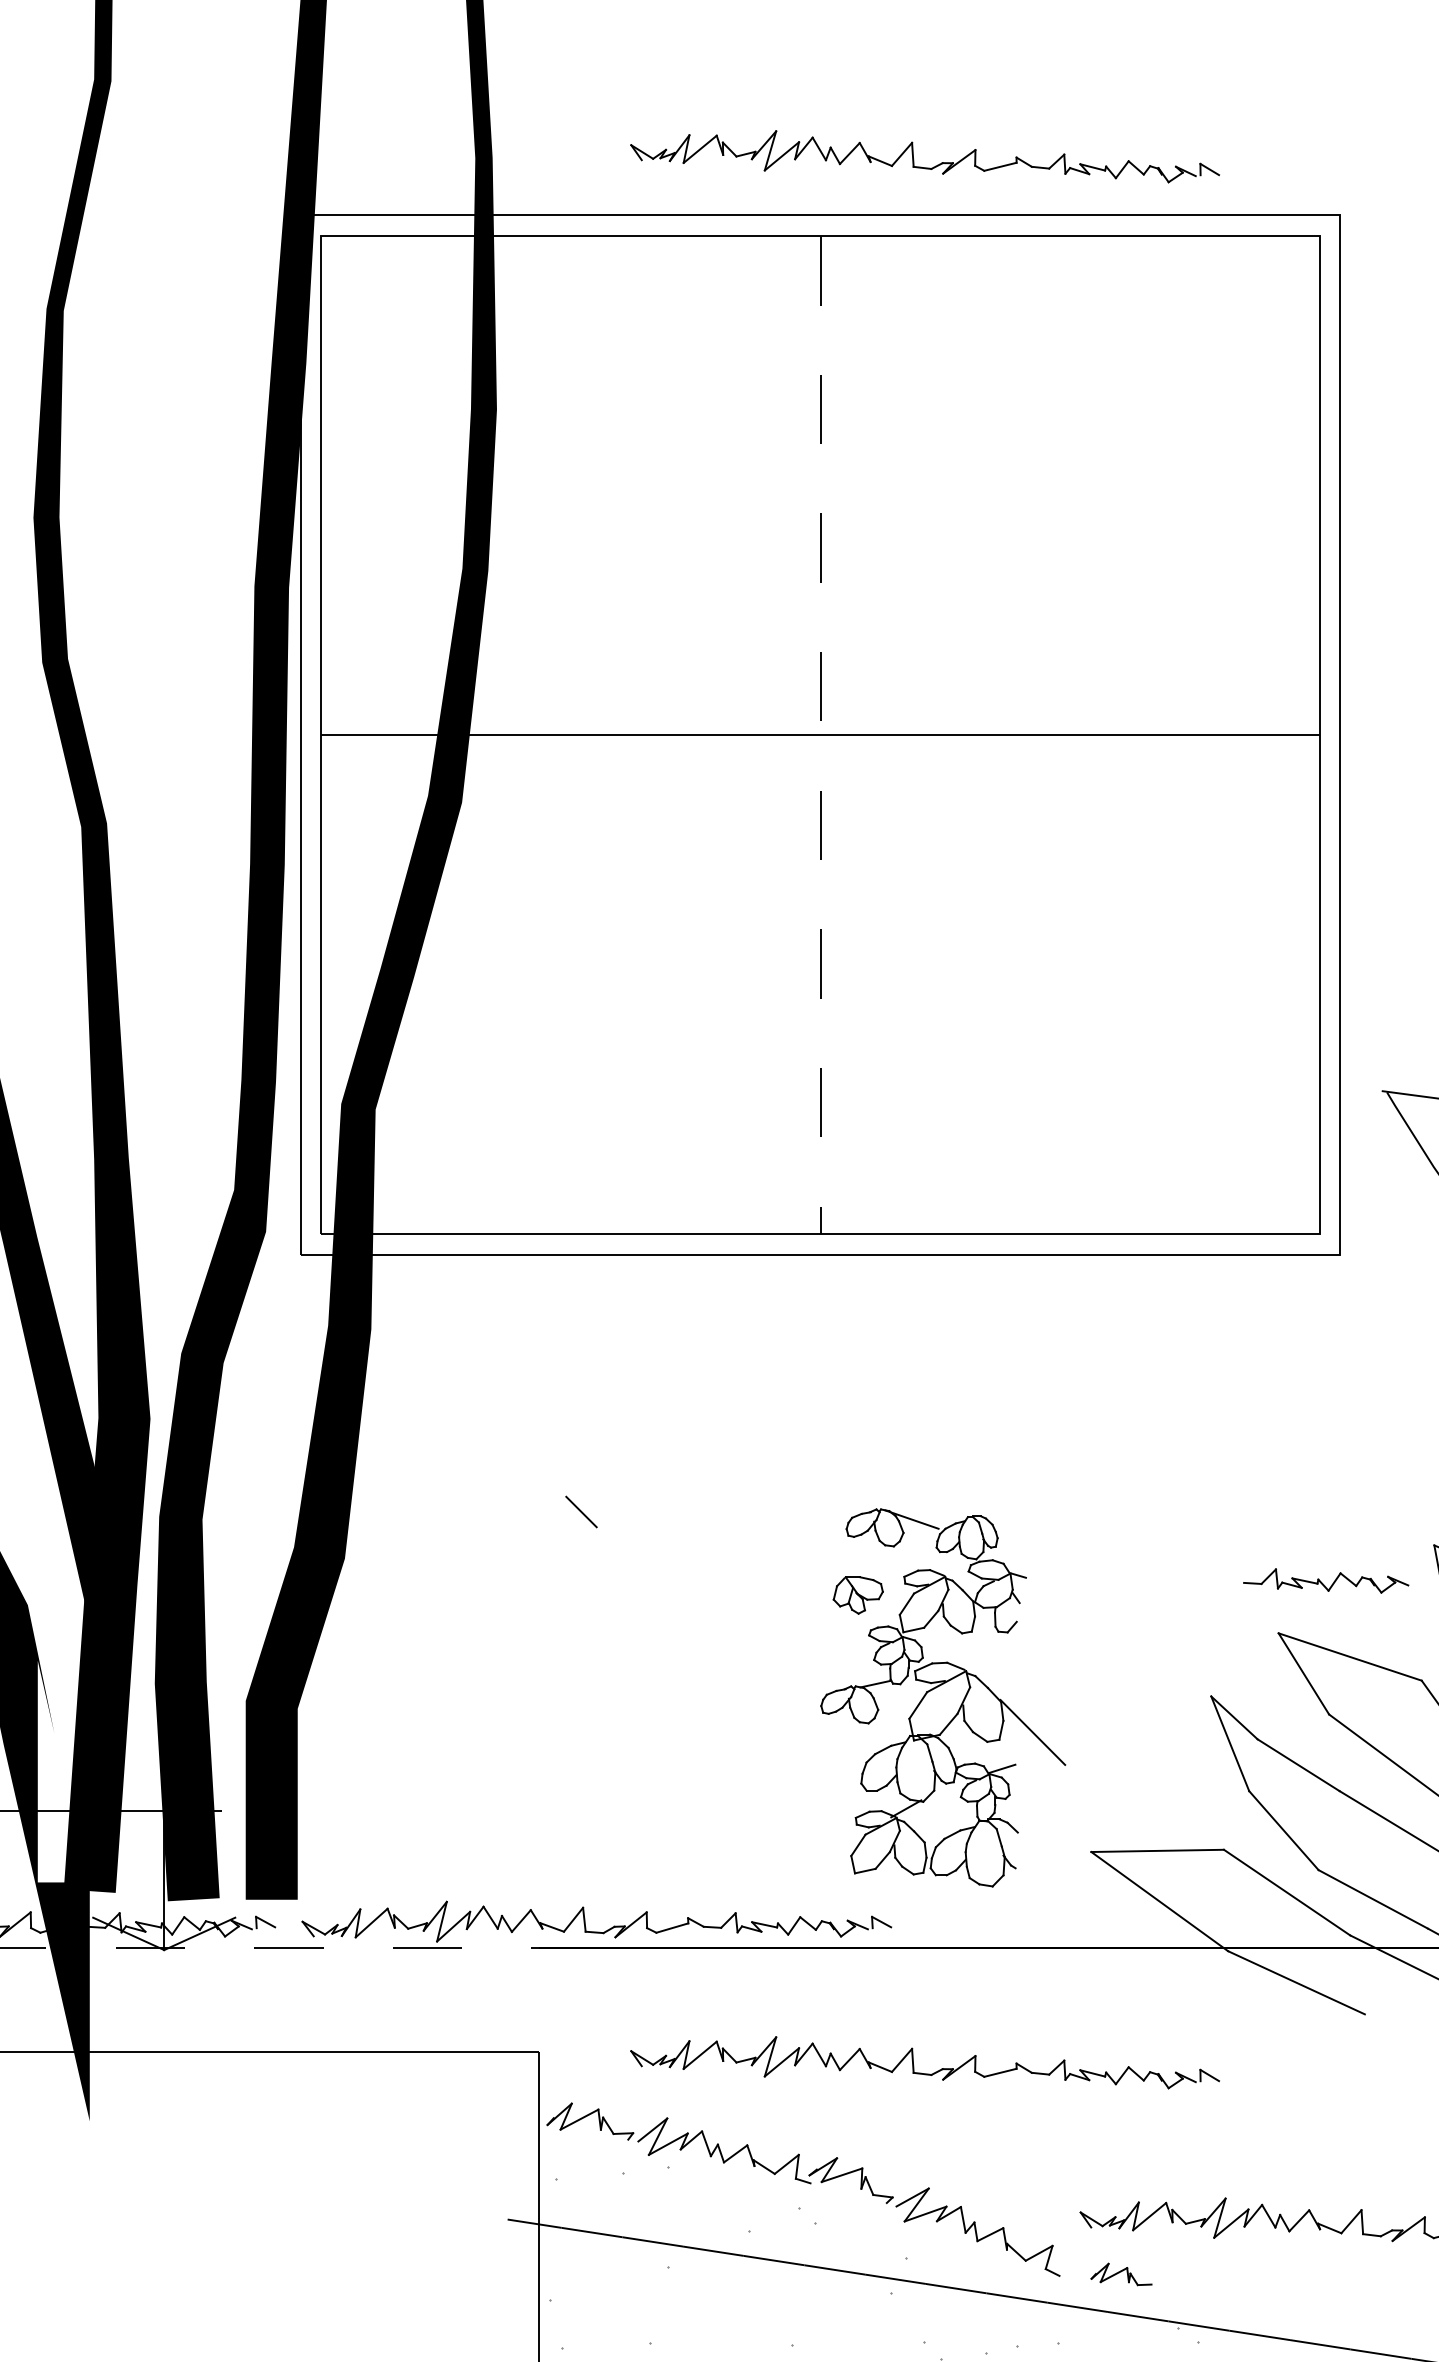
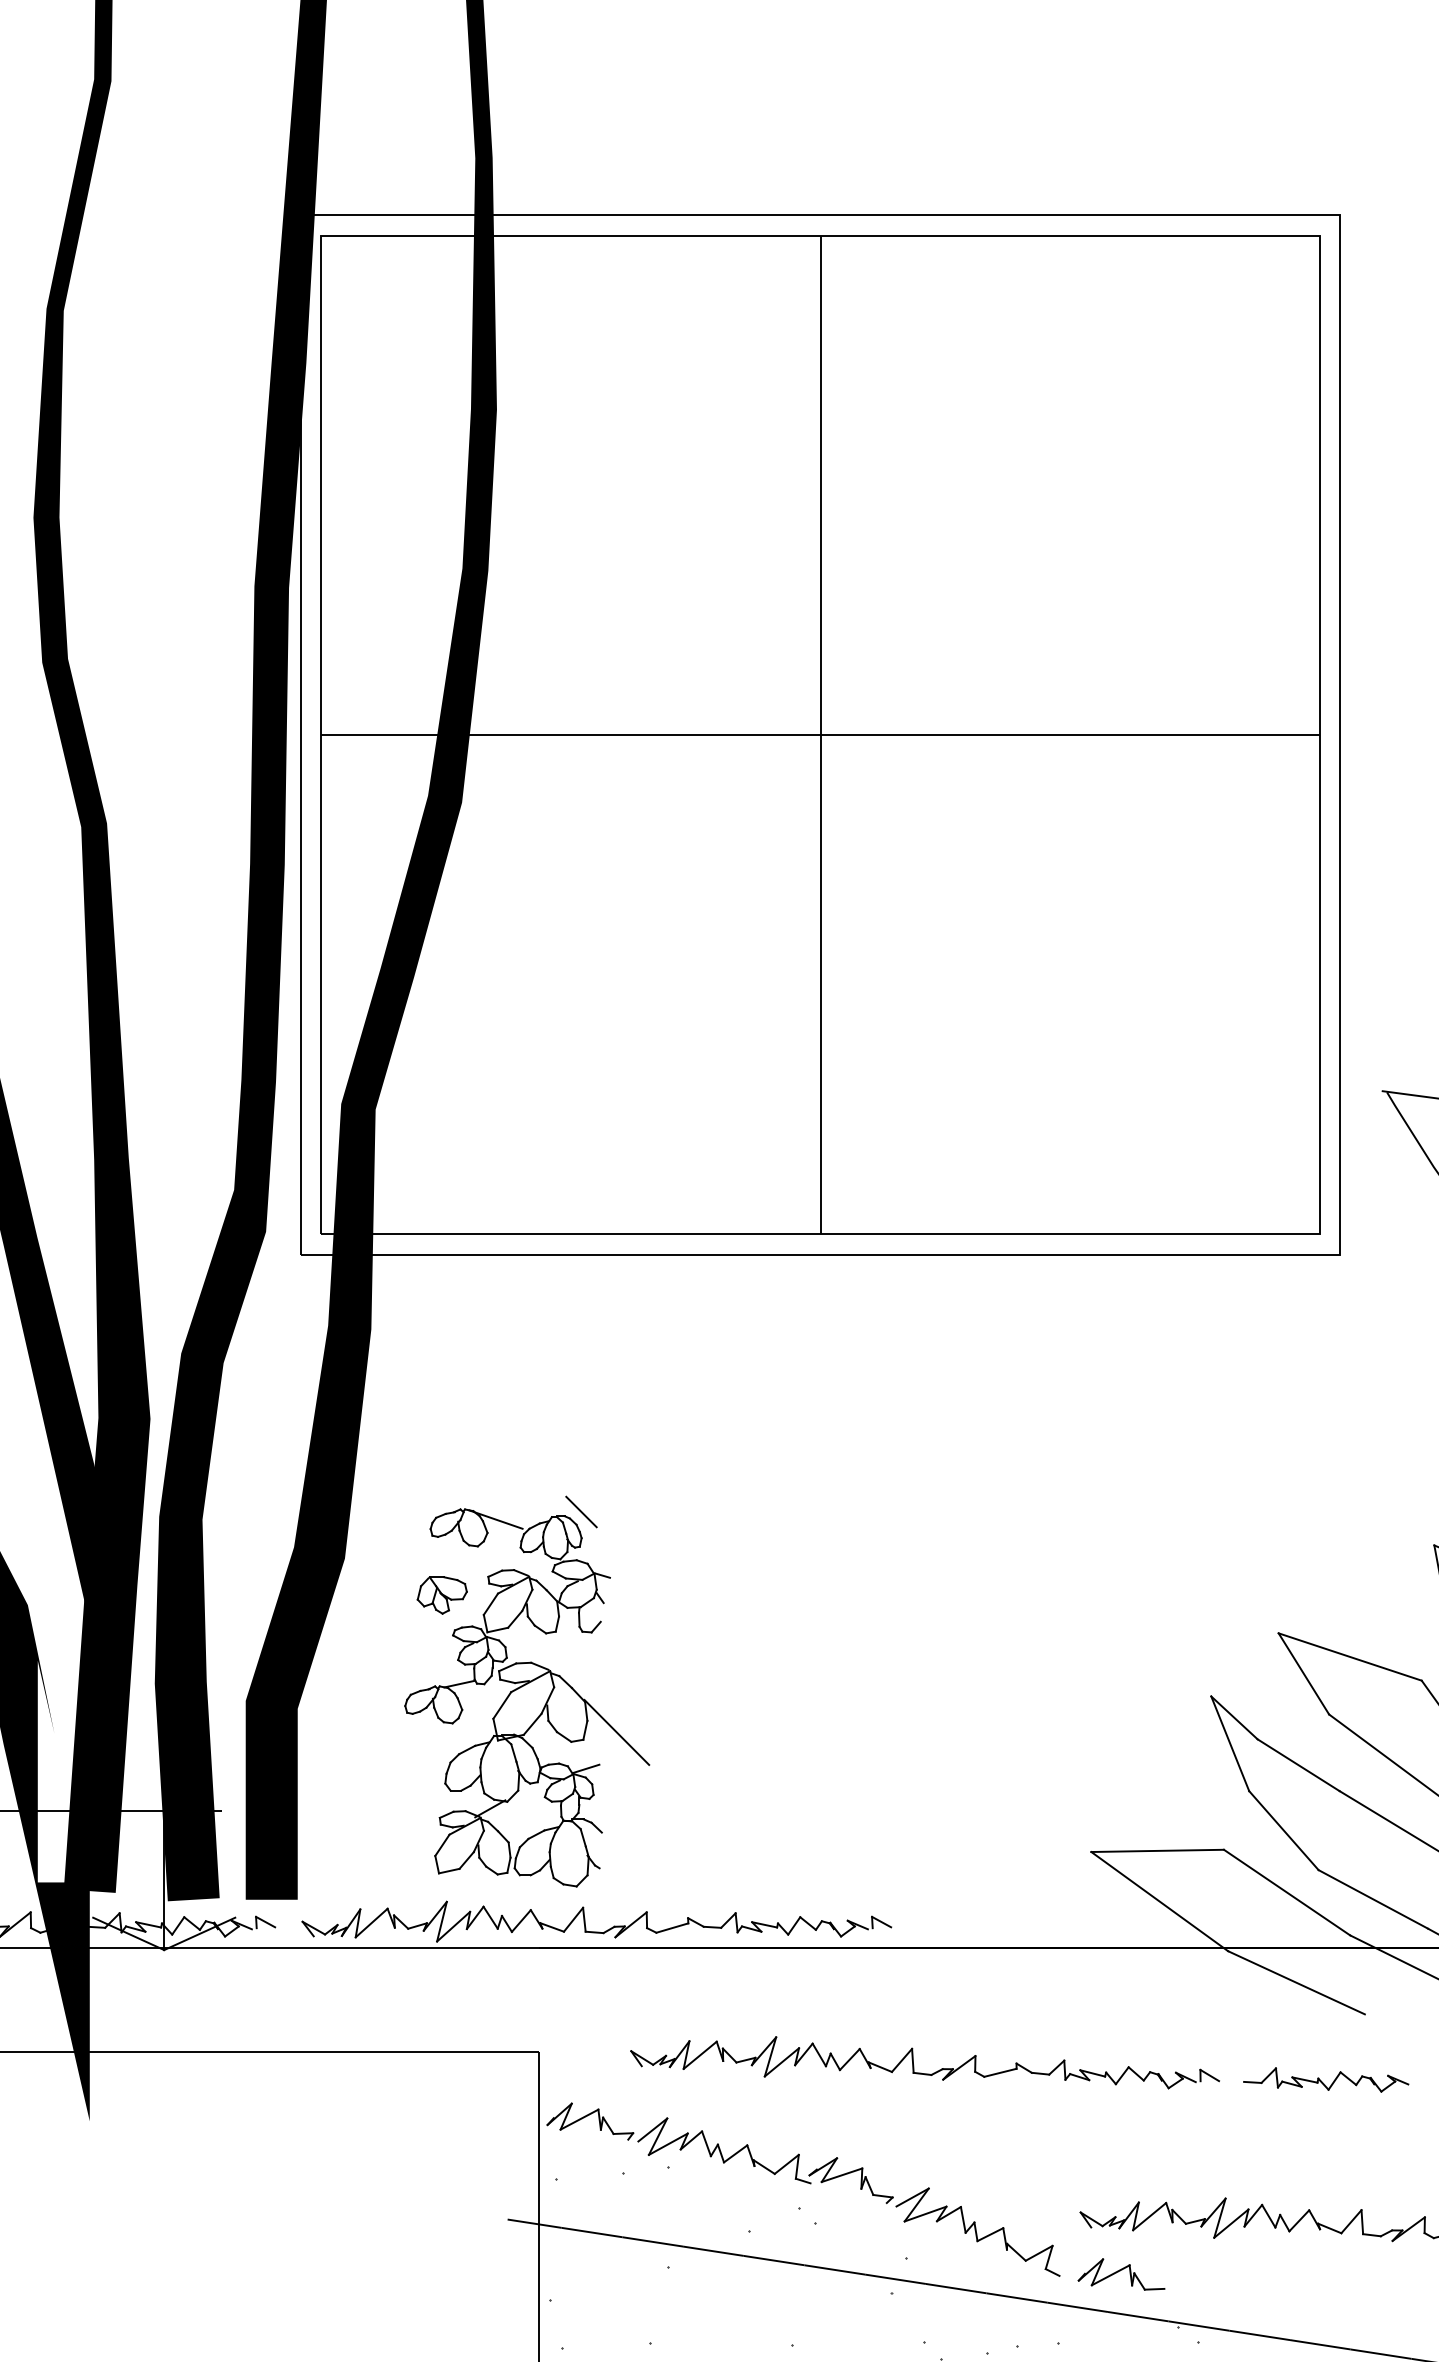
part: present -> none (914, 159)
line: dashed -> solid (820, 735)
part position: (1326, 1580) -> (1326, 2079) (1326, 2079)
part position: (943, 1697) -> (527, 1697) (527, 1697)
line: dashed -> solid (270, 1948)
hatch: none -> present (873, 2262)
part size: 63x25 px -> 89x33 px (1121, 2274)
